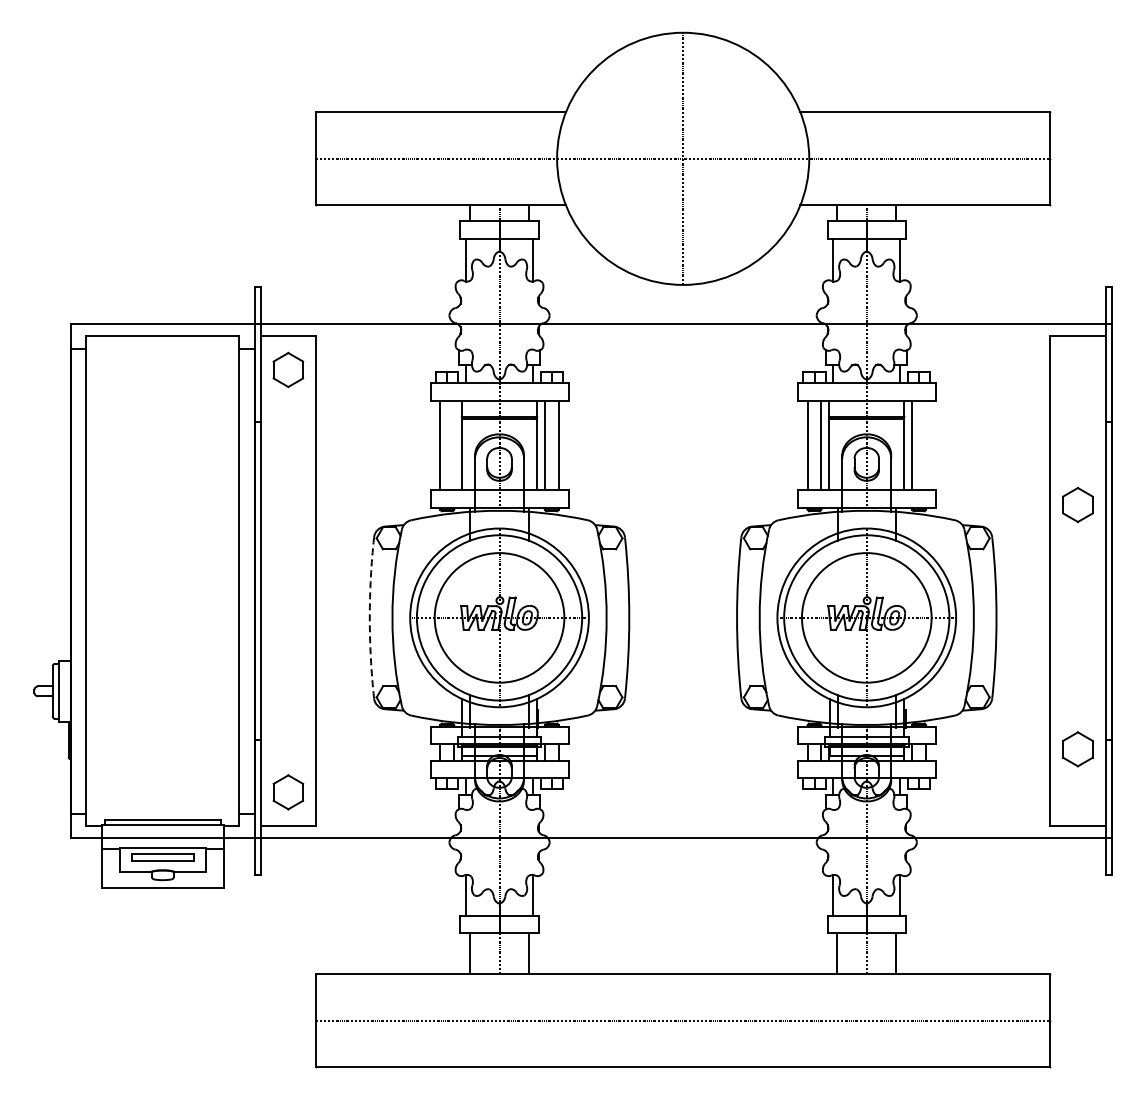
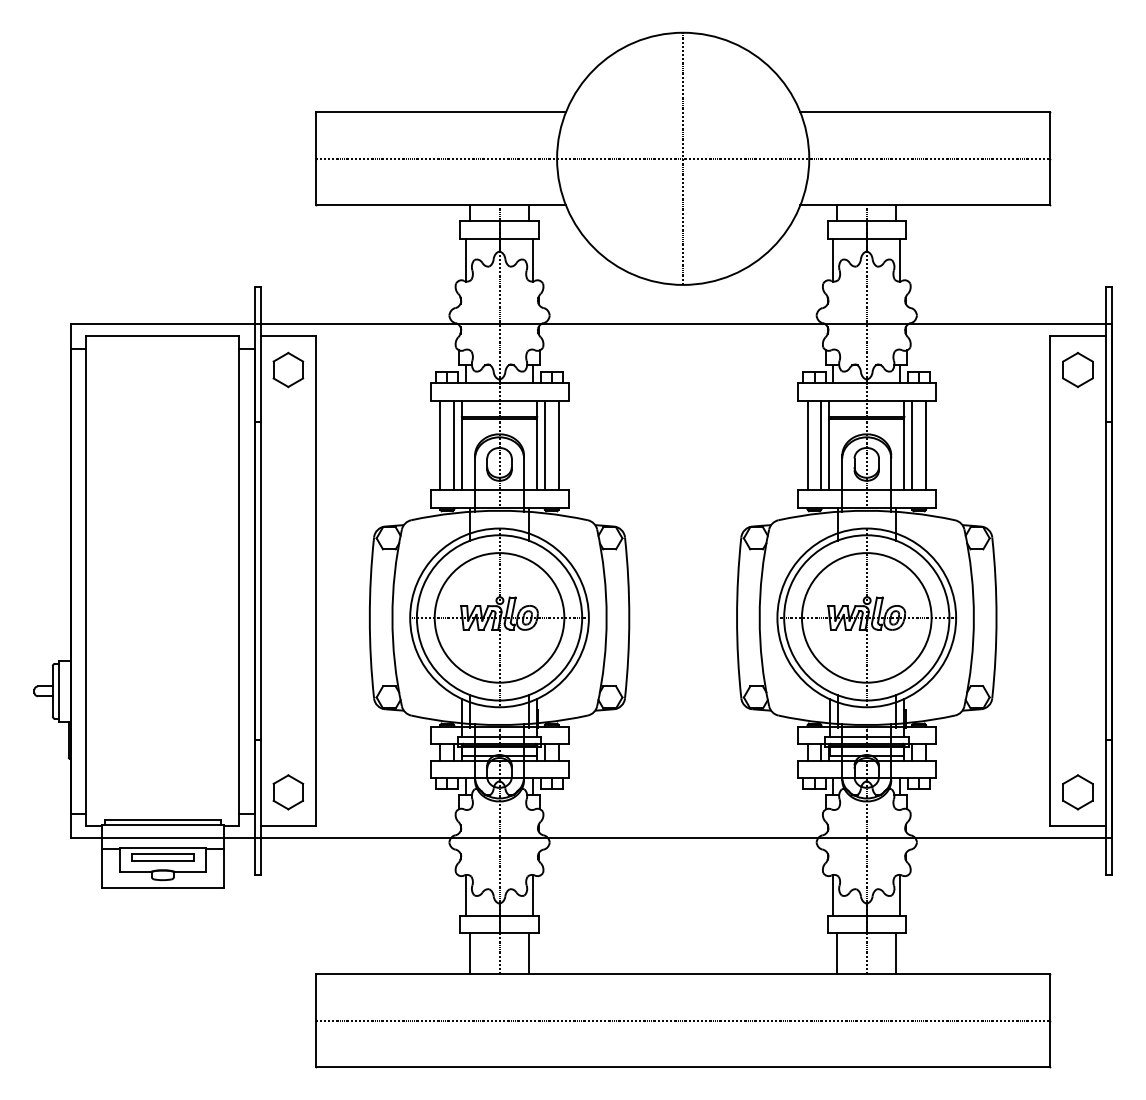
line: none -> present (454, 444)
line: none -> present (926, 444)
part position: (1077, 504) -> (1077, 369) (1077, 369)
arc: dashed -> solid (369, 617)
part position: (1077, 749) -> (1077, 792) (1077, 792)
